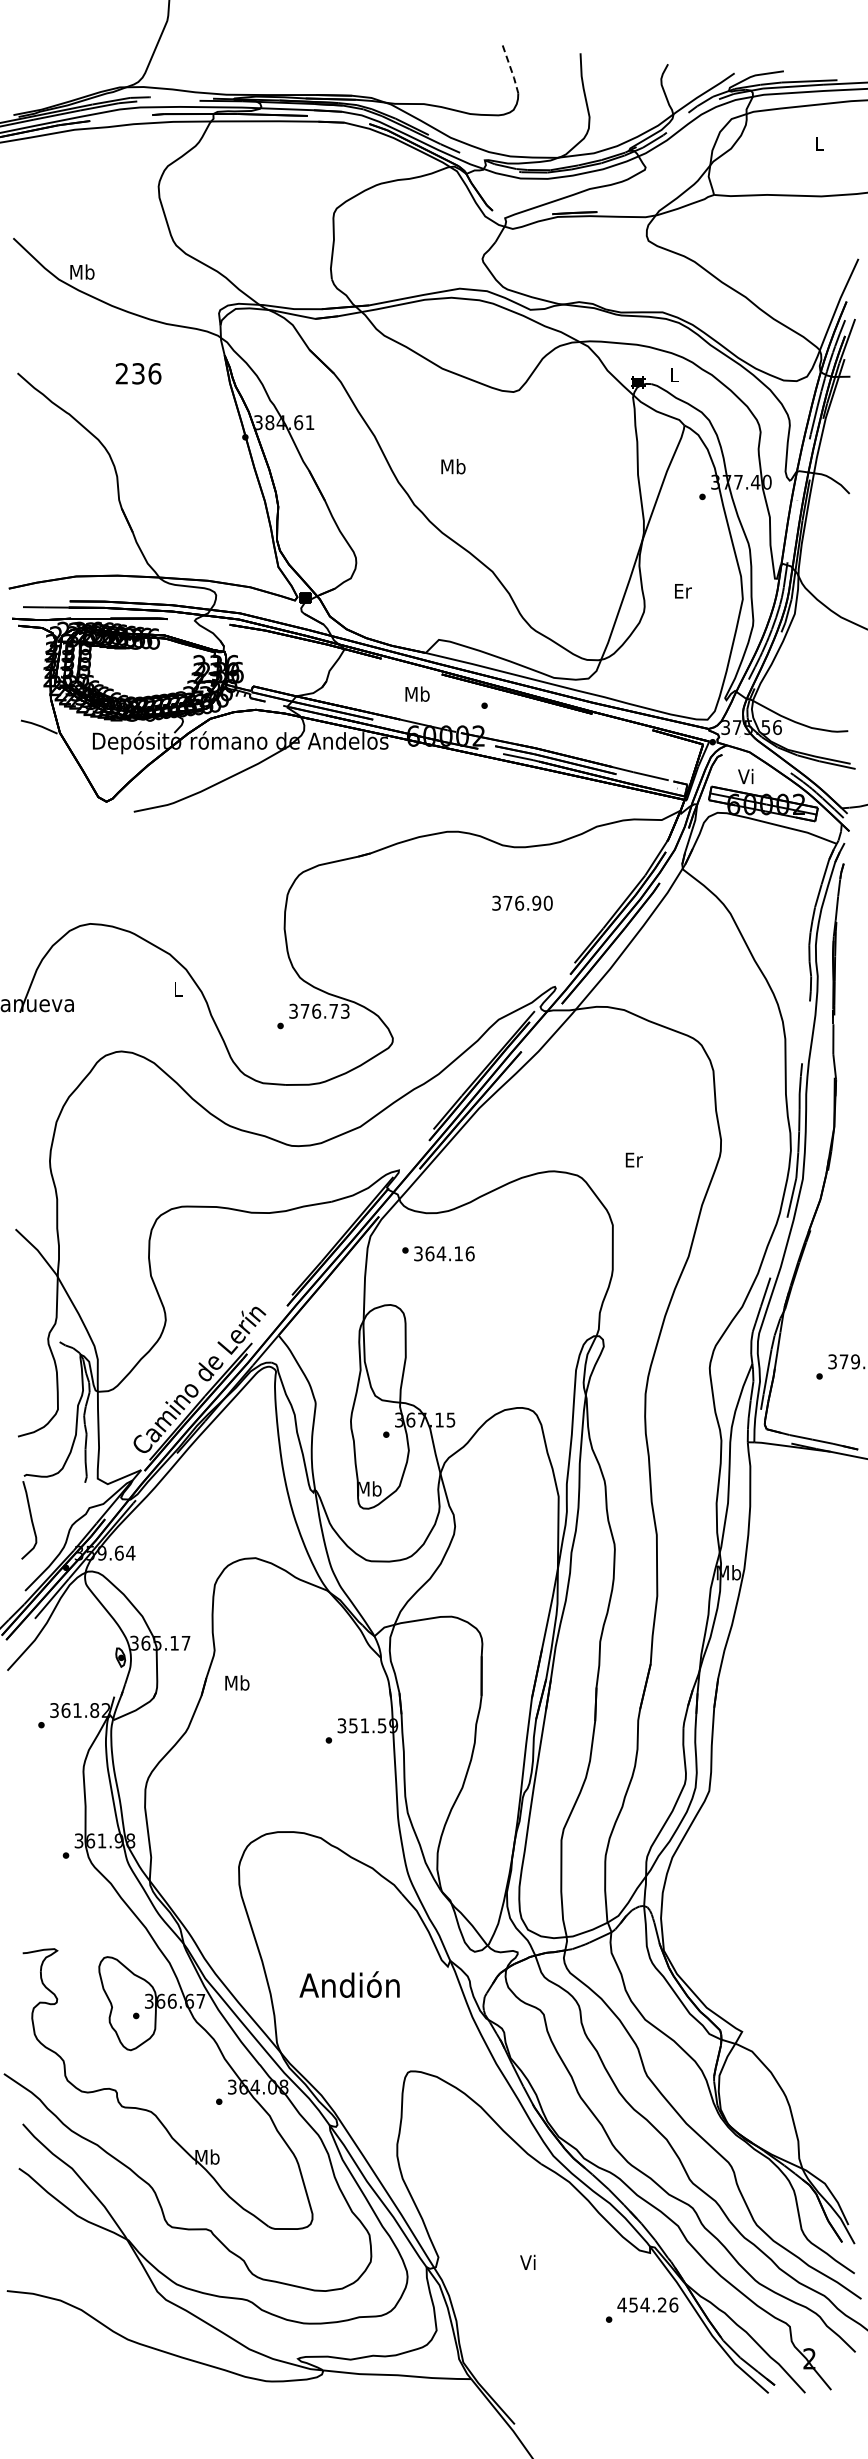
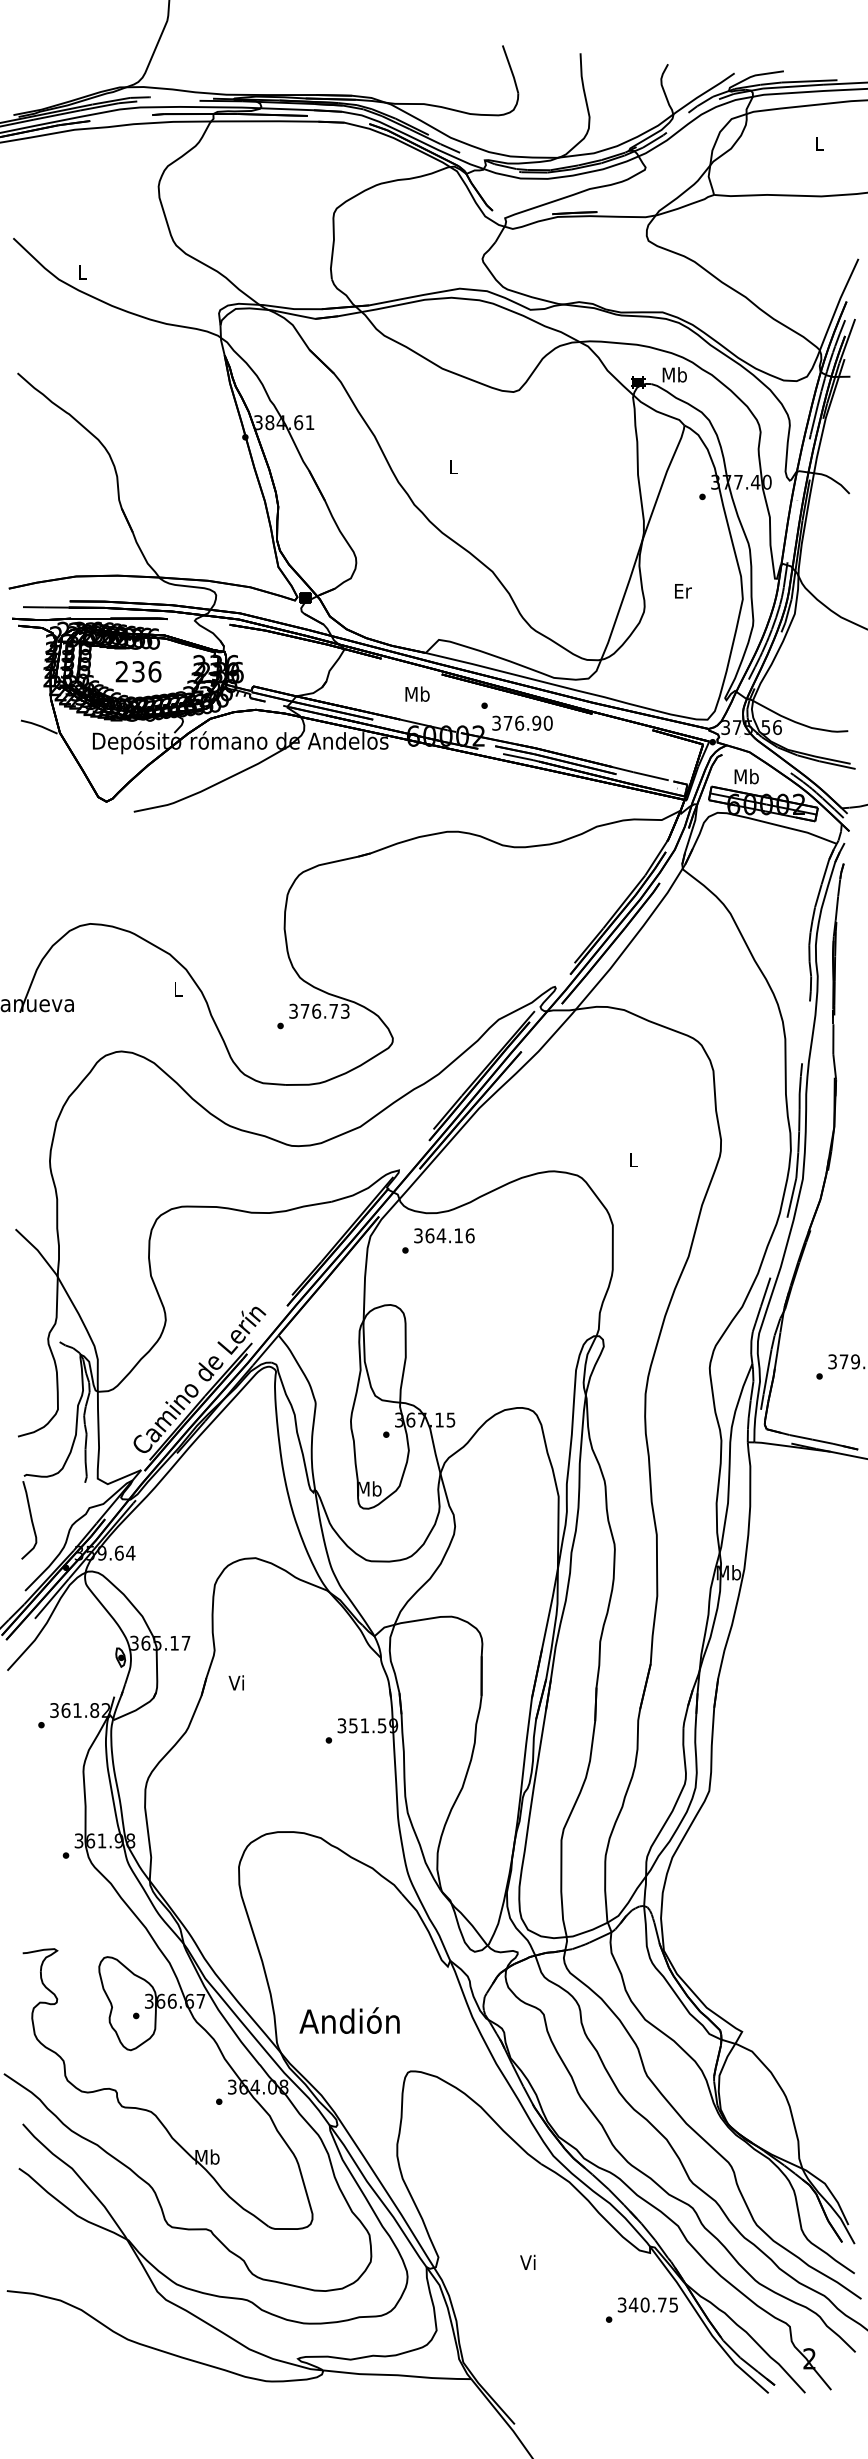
line: dashed -> solid (511, 70)
text: Mb -> L (82, 271)
text position: (138, 373) -> (138, 671) (138, 671)
text: L -> Mb (674, 374)
text: Mb -> L (453, 466)
text: Vi -> Mb (746, 776)
text position: (522, 902) -> (522, 722) (522, 722)
text: Er -> L (633, 1159)
text position: (444, 1253) -> (444, 1235) (444, 1235)
text: Mb -> Vi (237, 1682)
text position: (349, 1984) -> (349, 2020) (349, 2020)
text: 454.26 -> 340.75 (647, 2304)
